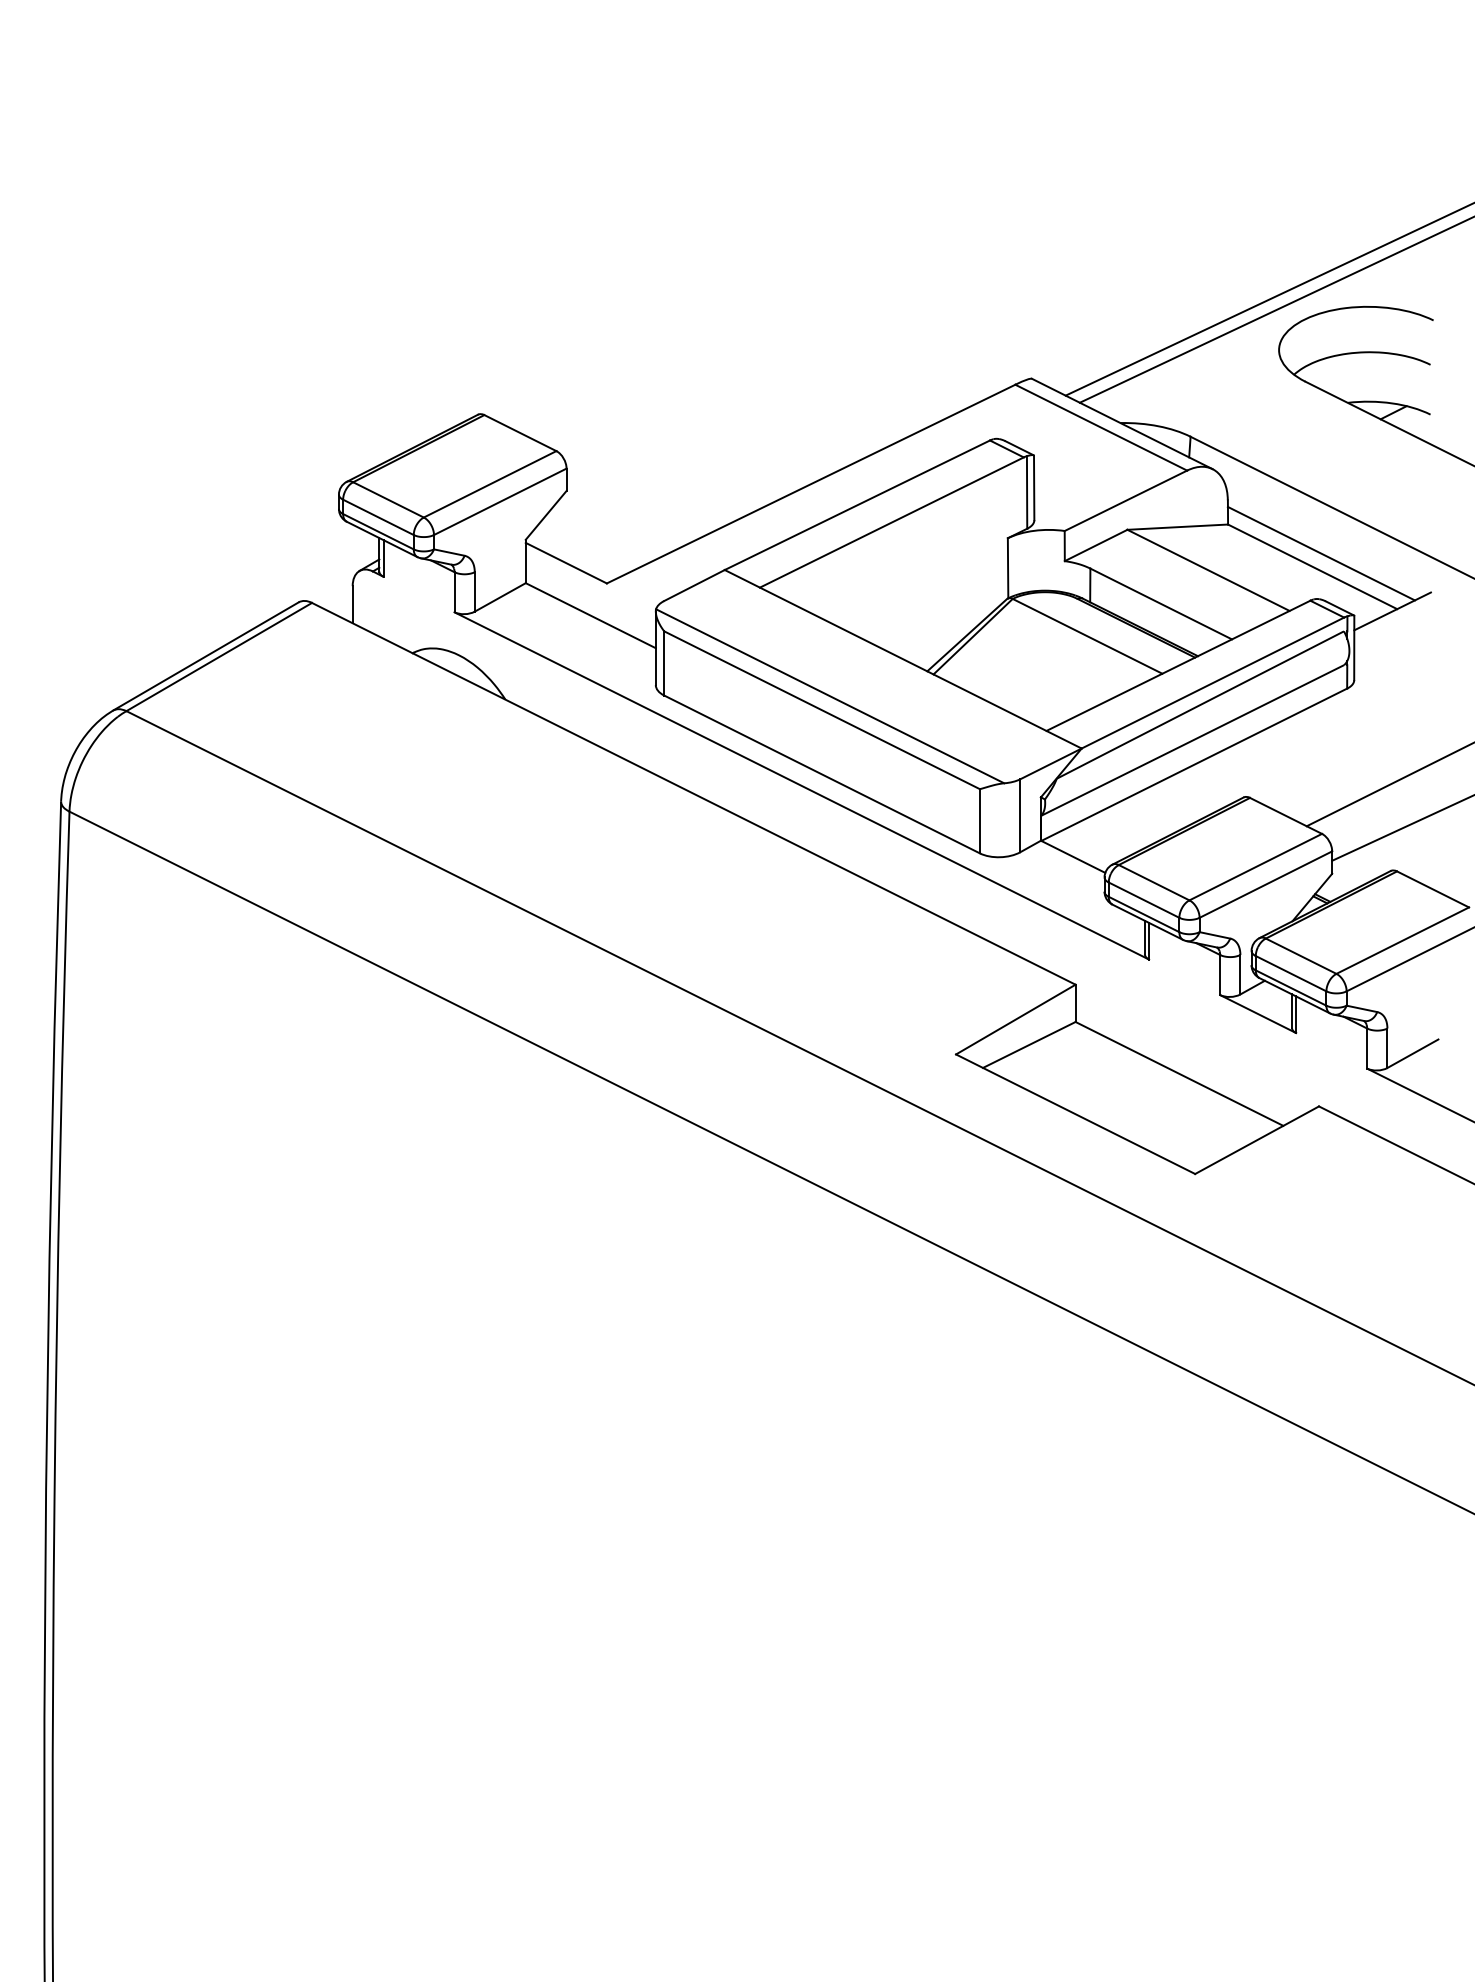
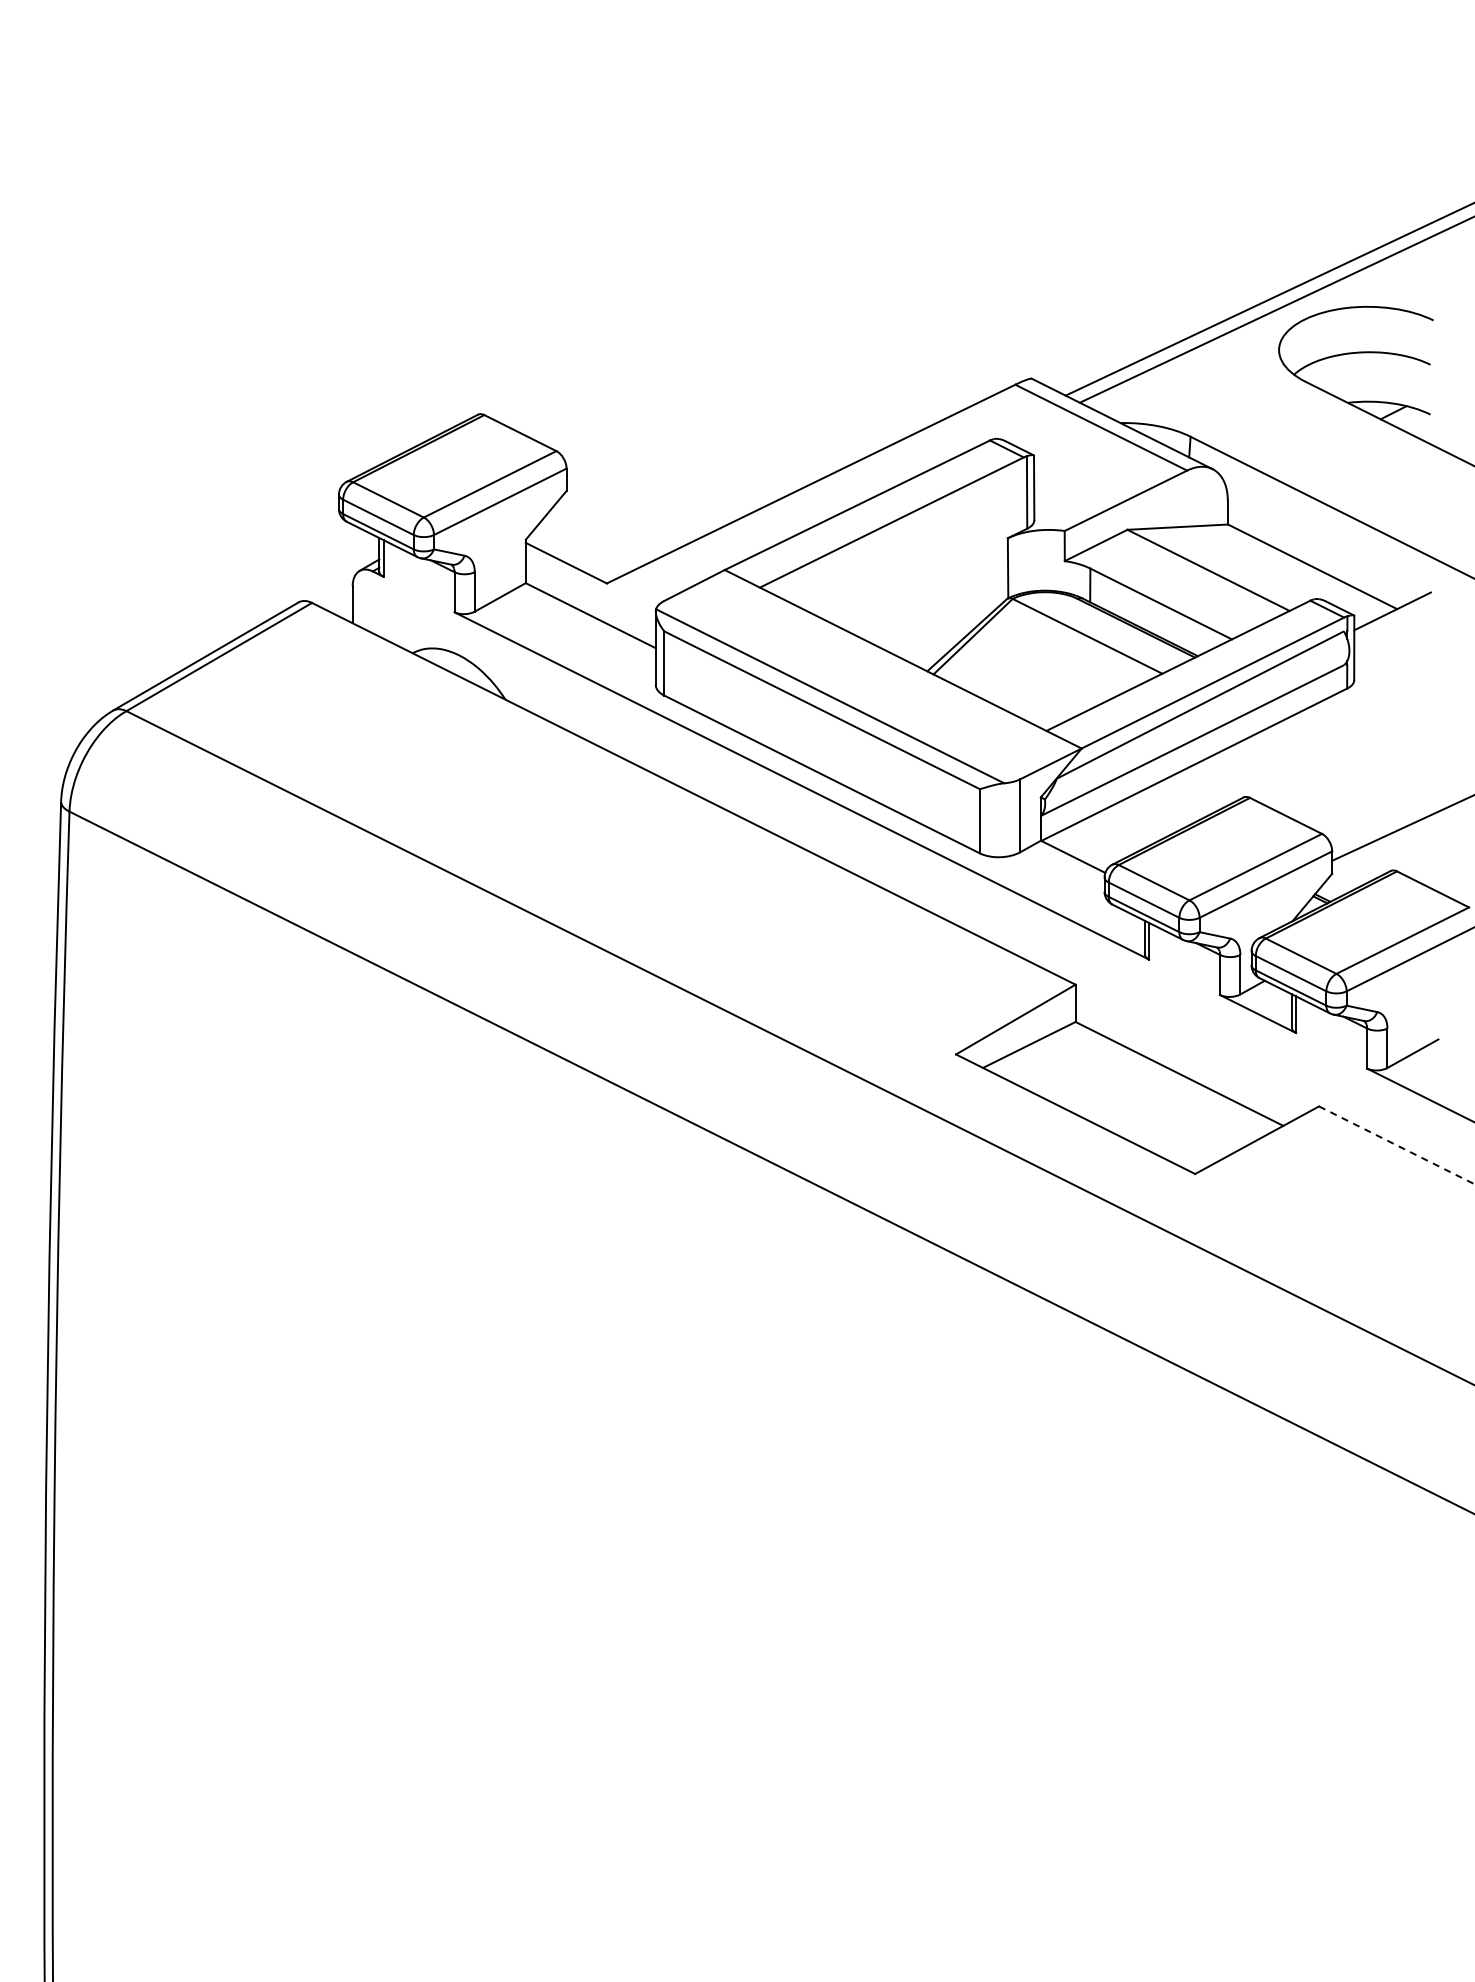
line: present -> none (1320, 553)
line: present -> none (1388, 784)
line: solid -> dashed (1396, 1145)
